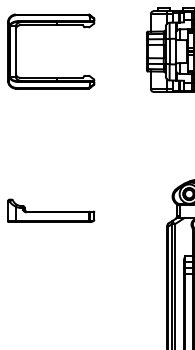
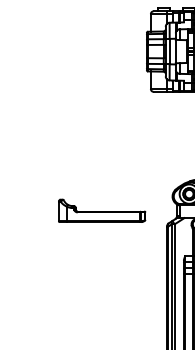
part: present -> none (51, 25)
part position: (51, 210) -> (102, 210) (102, 210)
